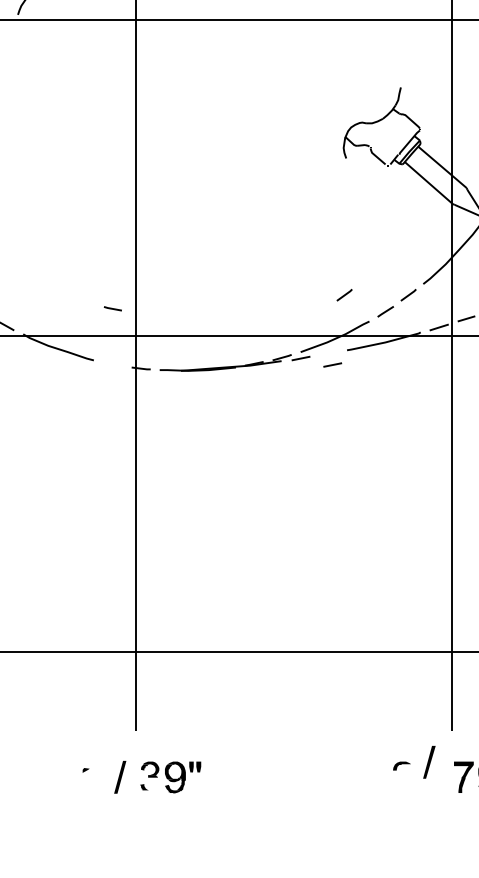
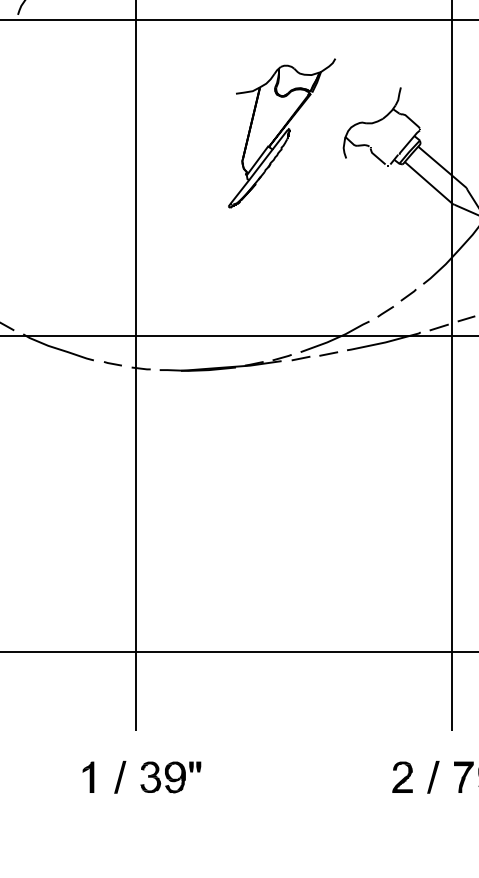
part: none -> present (281, 133)
line: present -> none (344, 295)
line position: (112, 308) -> (112, 363) (112, 363)
line position: (332, 364) -> (328, 353) (328, 353)
line position: (429, 762) -> (433, 777) (433, 777)
fill: none -> present (89, 777)
fill: none -> present (402, 778)
fill: none -> present (151, 785)
